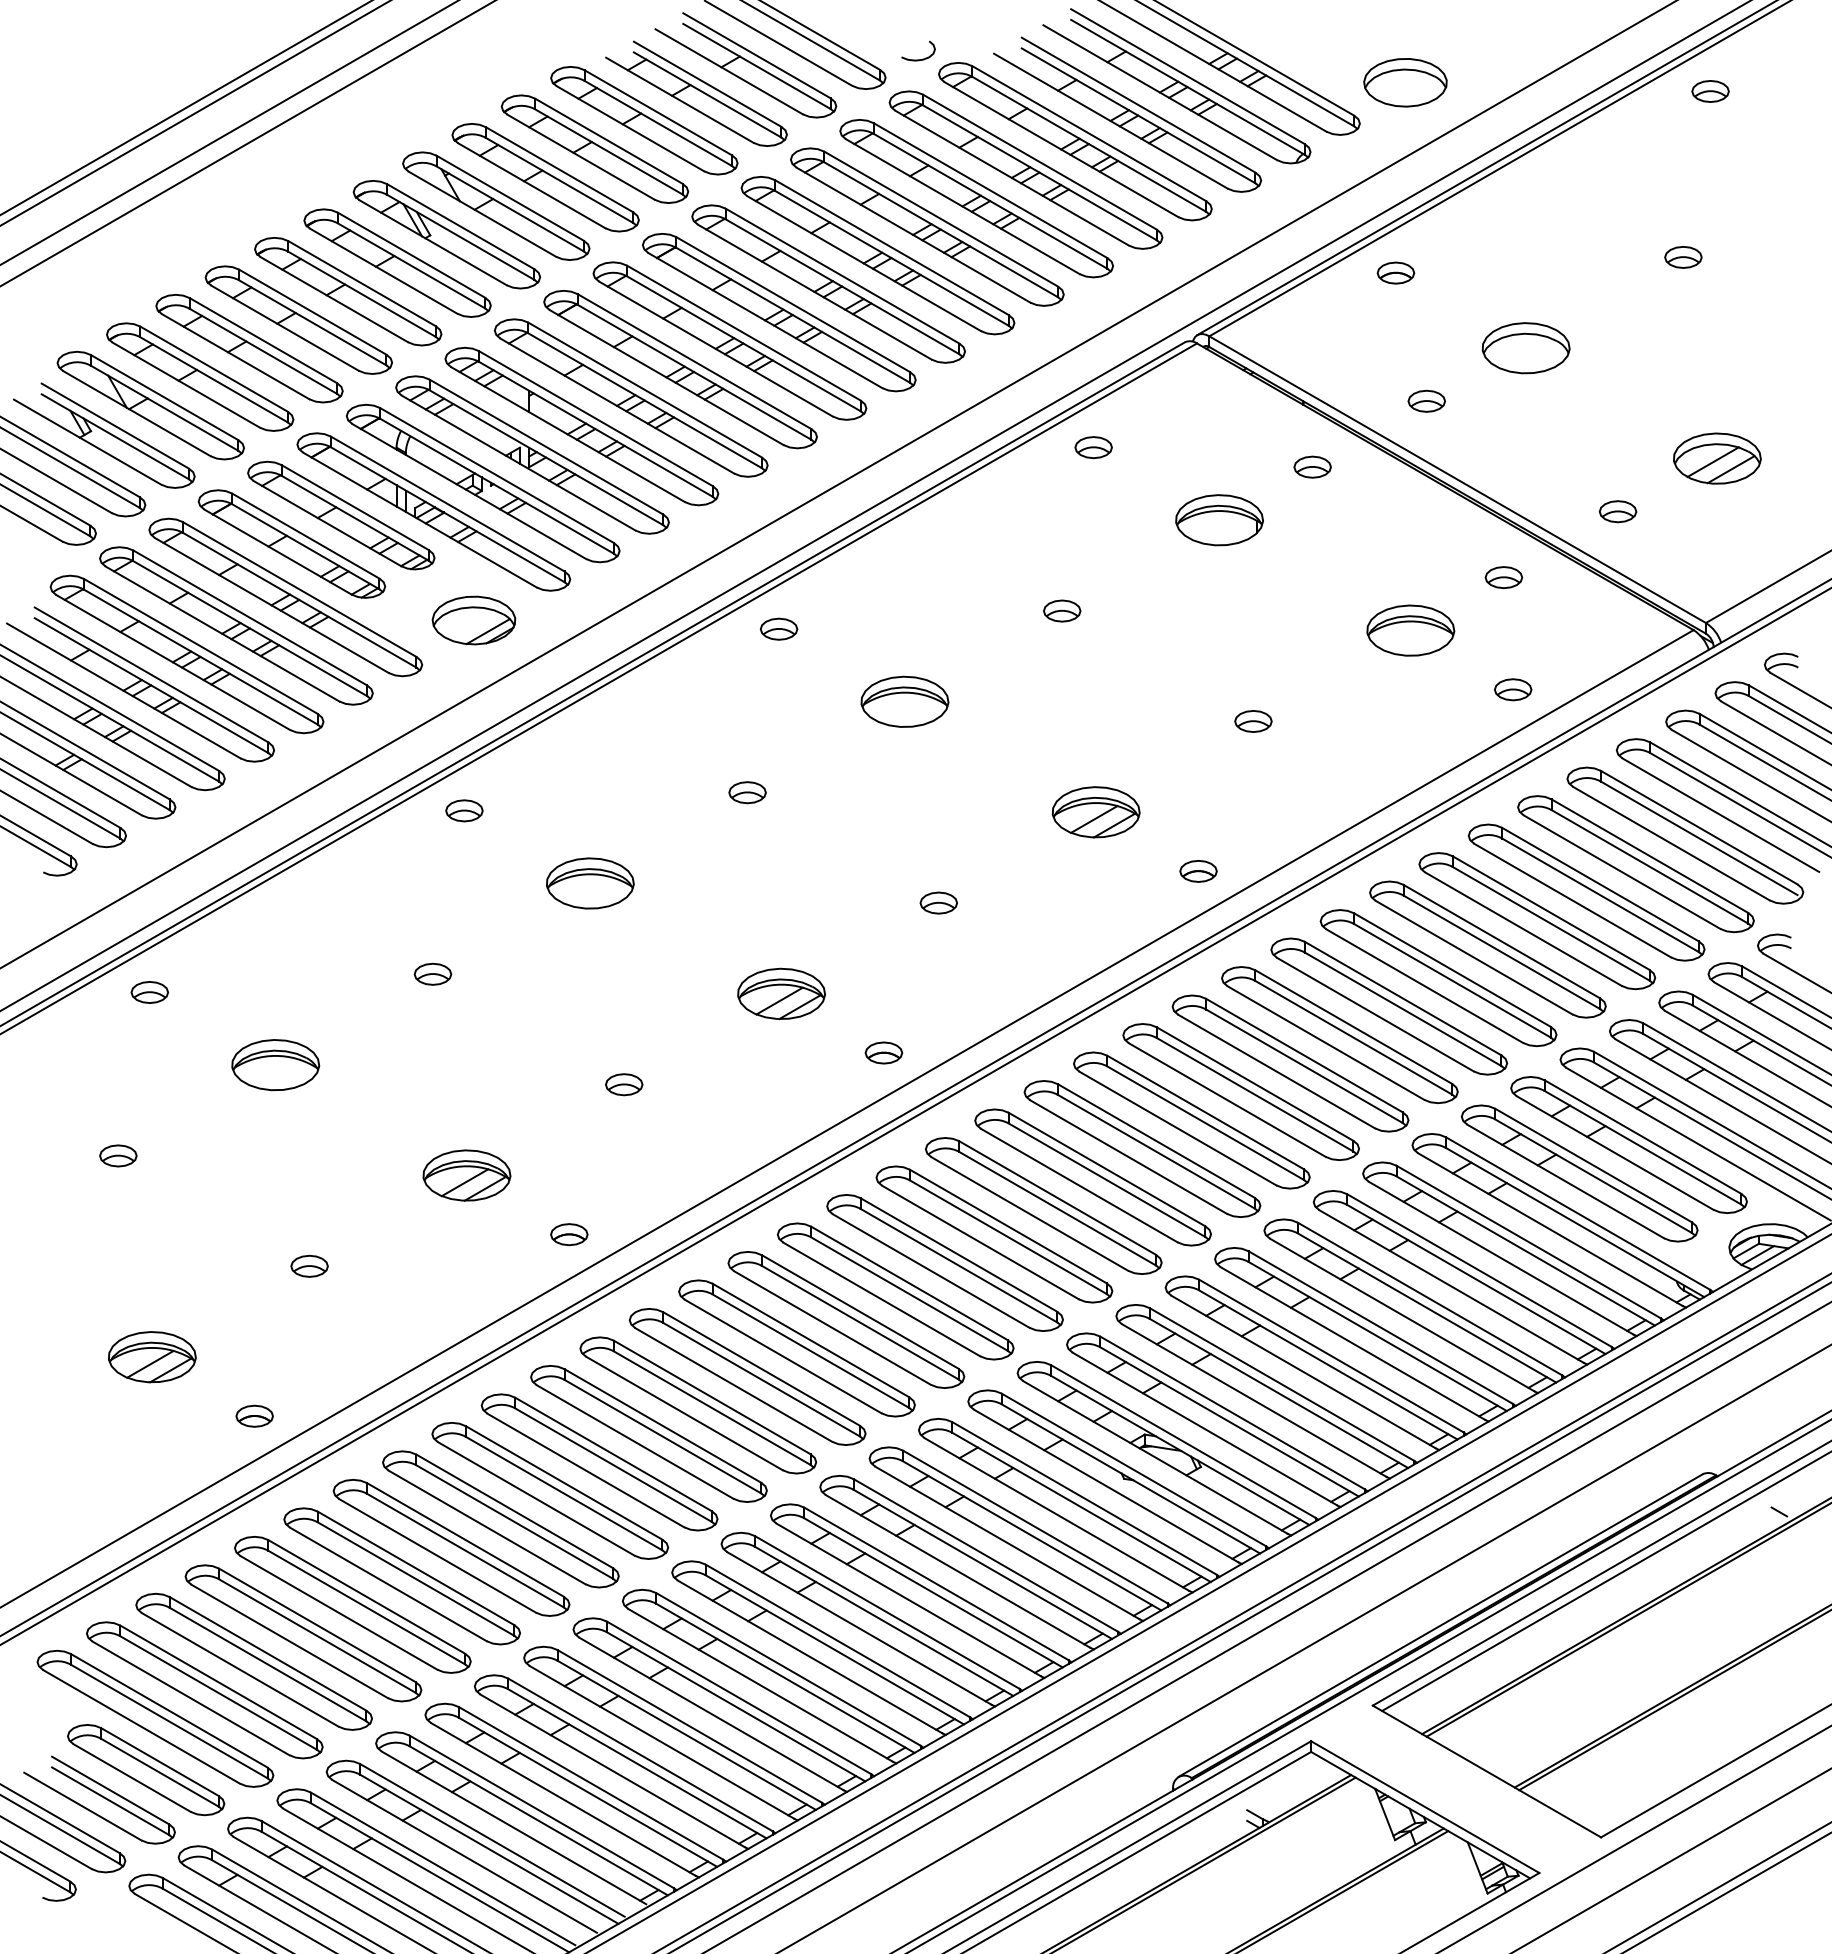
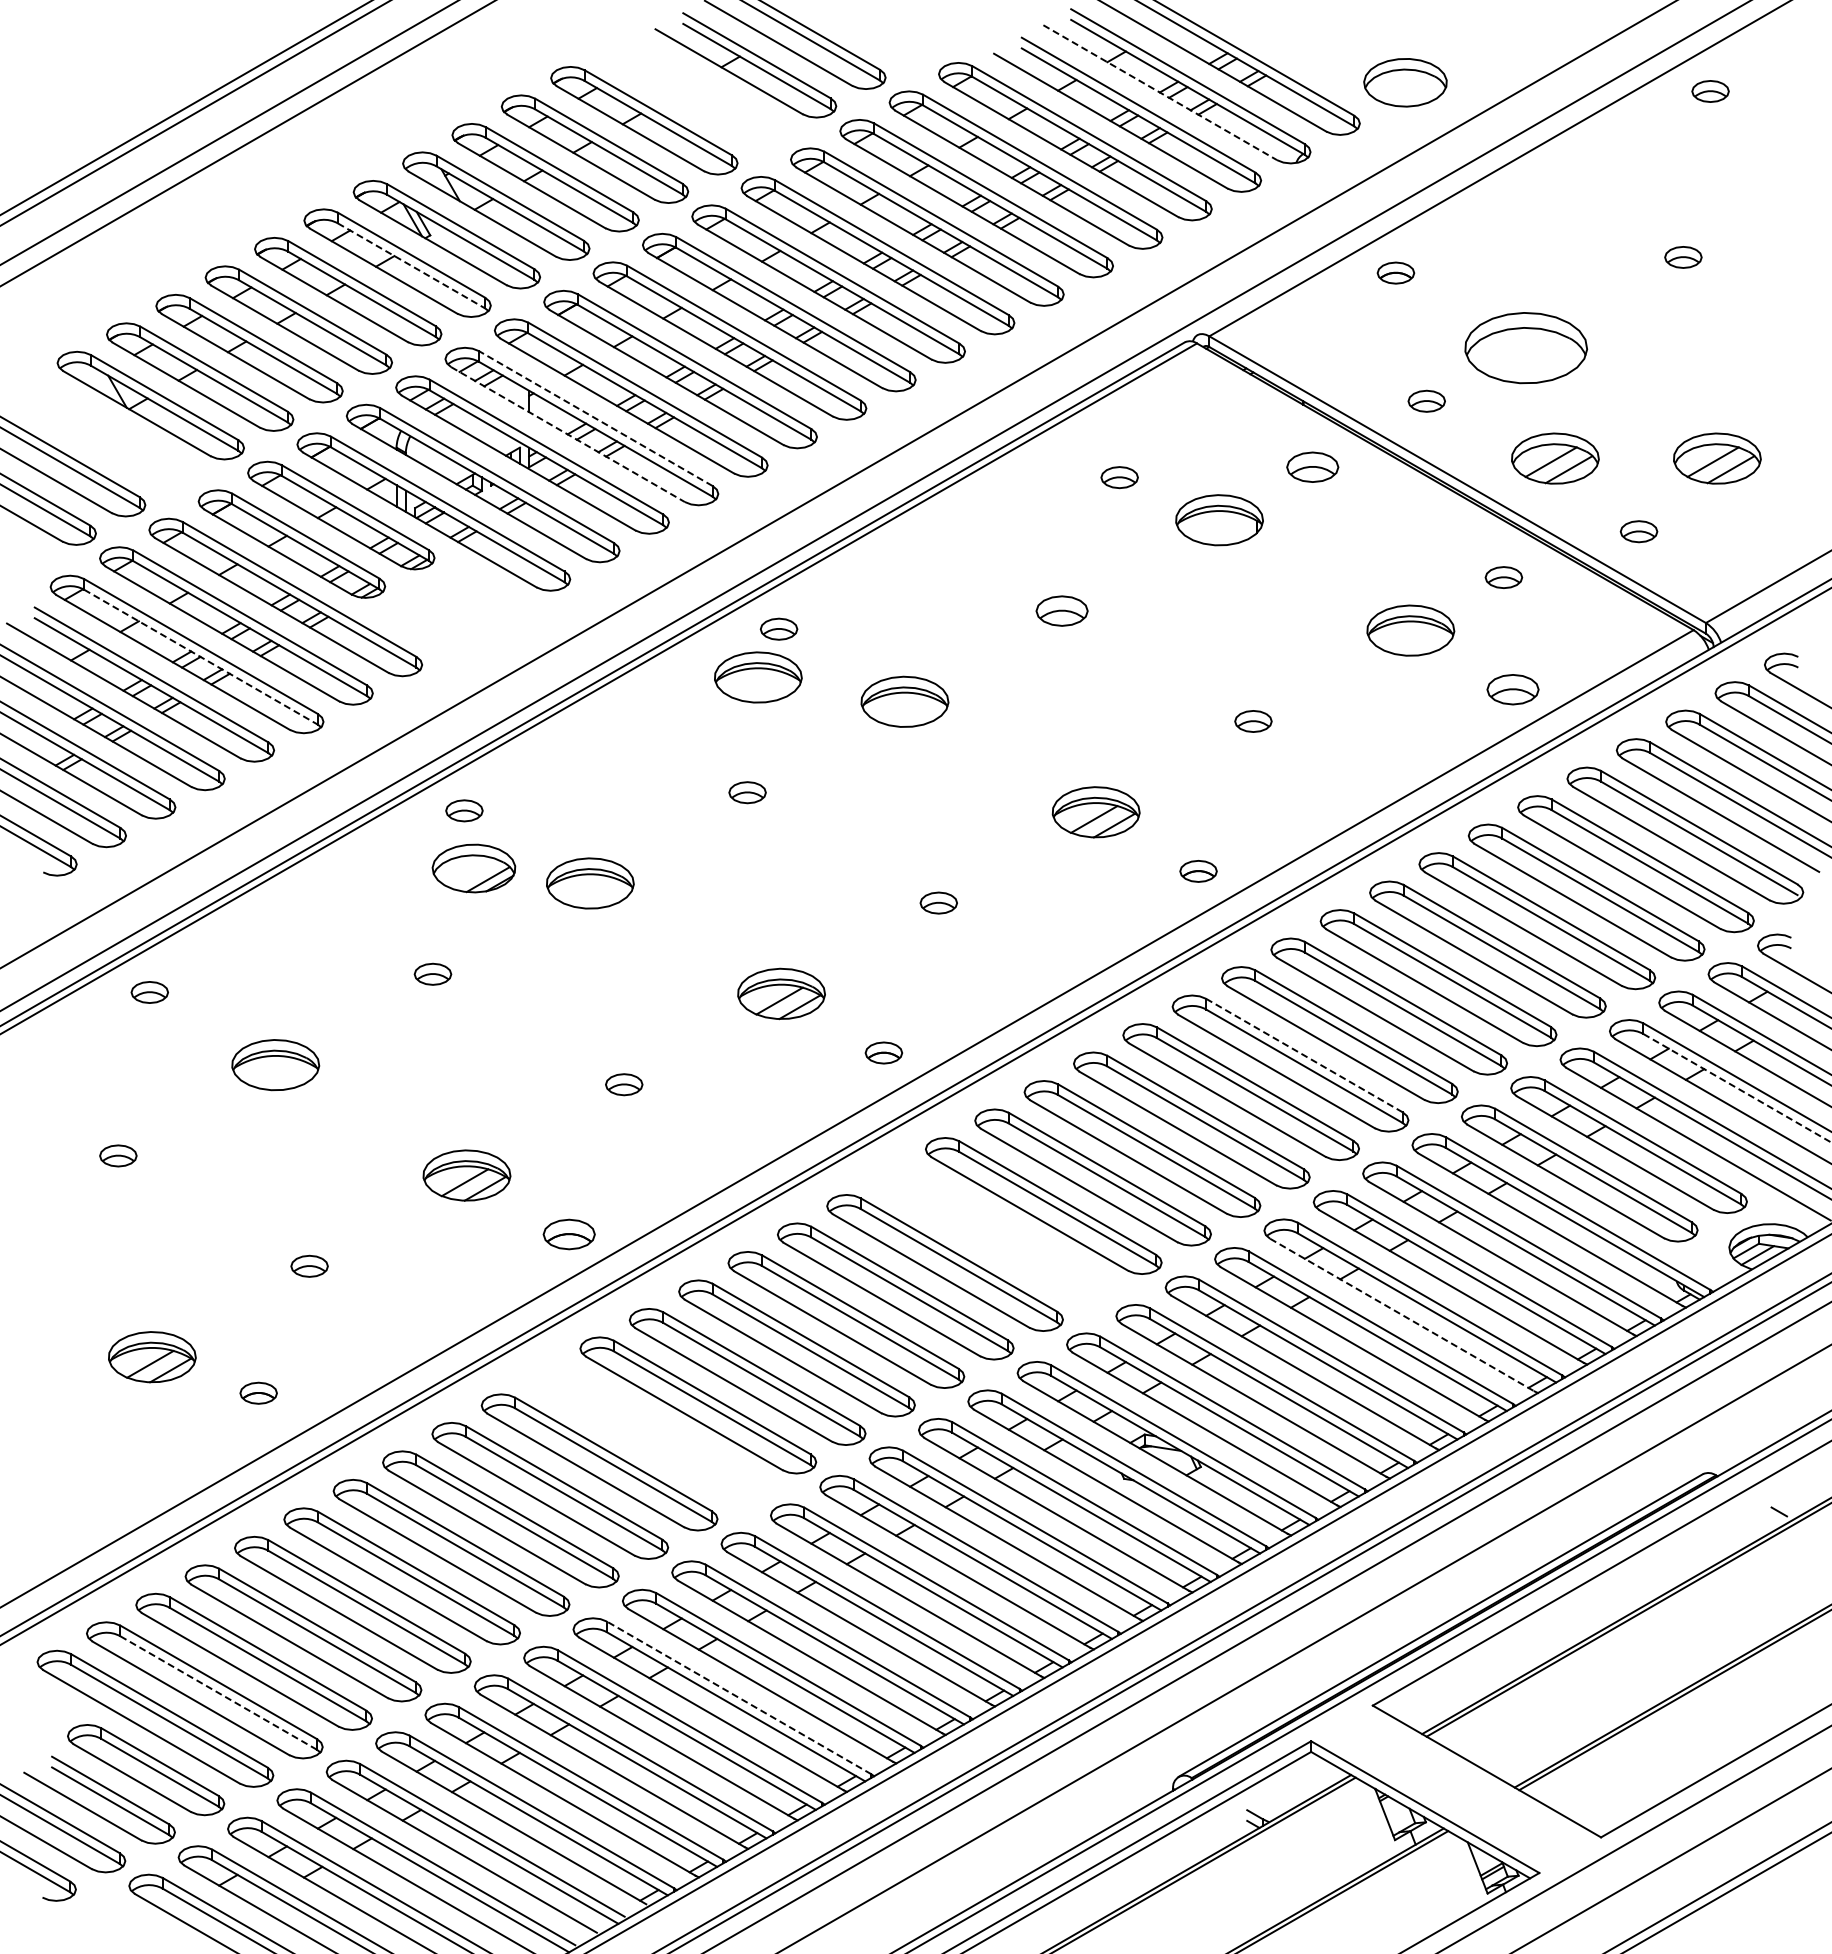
curve: present -> none (922, 58)
line: solid -> dashed (1160, 92)
part: present -> none (696, 93)
line: present -> none (1485, 168)
line: solid -> dashed (411, 266)
part size: 90x53 px -> 125x73 px (1526, 348)
line: solid -> dashed (595, 418)
line: solid -> dashed (568, 434)
part: present -> none (104, 435)
part position: (1093, 447) -> (1119, 477) (1119, 477)
part: none -> present (1555, 458)
part size: 39x24 px -> 54x32 px (1312, 466)
part position: (1617, 511) -> (1638, 531) (1638, 531)
part size: 39x24 px -> 54x32 px (1061, 610)
part position: (473, 620) -> (473, 868) (473, 868)
line: solid -> dashed (200, 657)
part: none -> present (758, 677)
part size: 39x24 px -> 54x32 px (1512, 689)
line: solid -> dashed (1304, 1055)
line: solid -> dashed (1737, 1088)
part size: 39x24 px -> 54x33 px (568, 1234)
part: present -> none (994, 1234)
line: solid -> dashed (1402, 1315)
part position: (254, 1415) -> (258, 1392) (258, 1392)
part: present -> none (648, 1433)
line: present -> none (1605, 1581)
line: solid -> dashed (218, 1693)
line: solid -> dashed (739, 1697)
